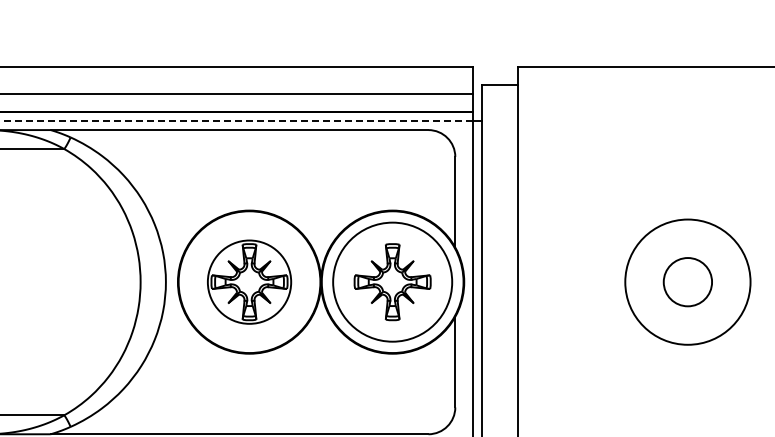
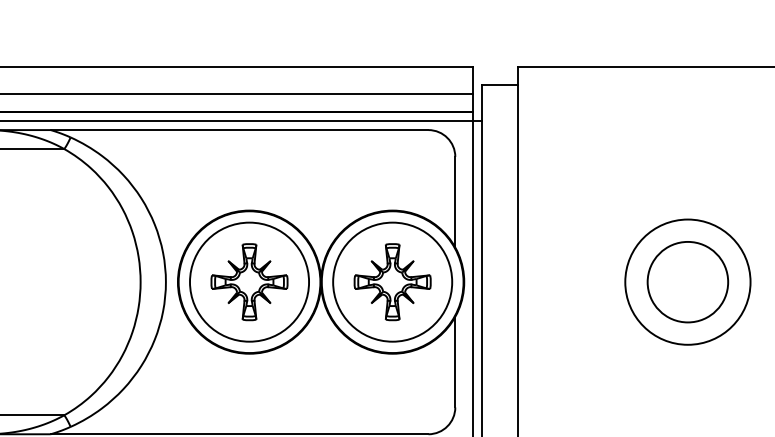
line: dashed -> solid (236, 121)
circle diameter: 83 px -> 119 px (249, 281)
circle diameter: 48 px -> 81 px (687, 281)
